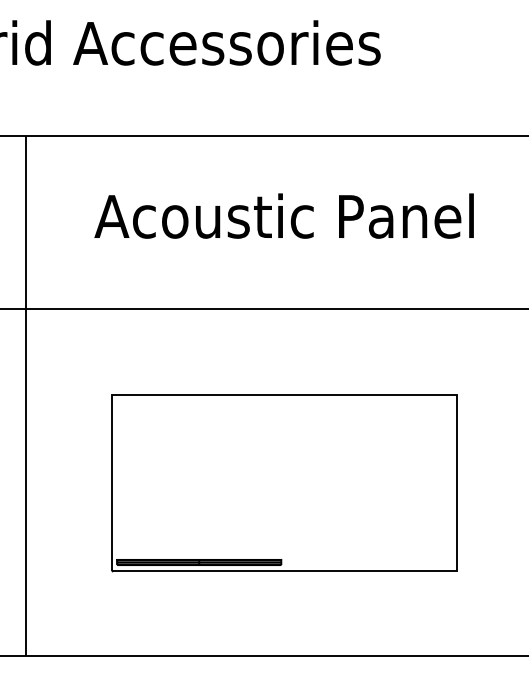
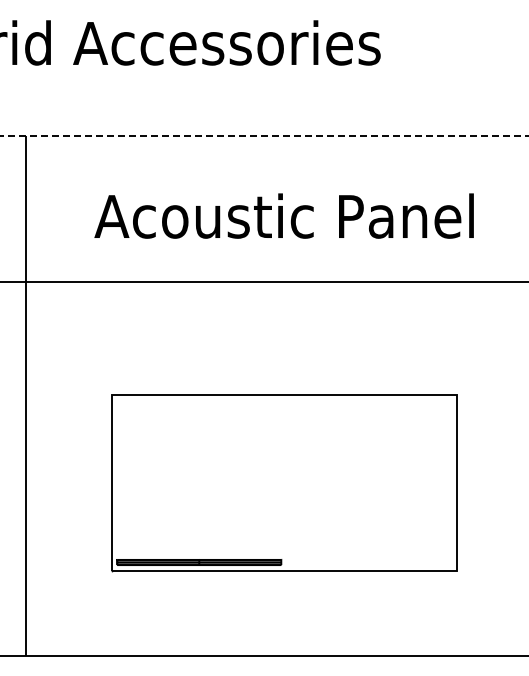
line: solid -> dashed (265, 135)
line position: (263, 309) -> (263, 282) (263, 282)
